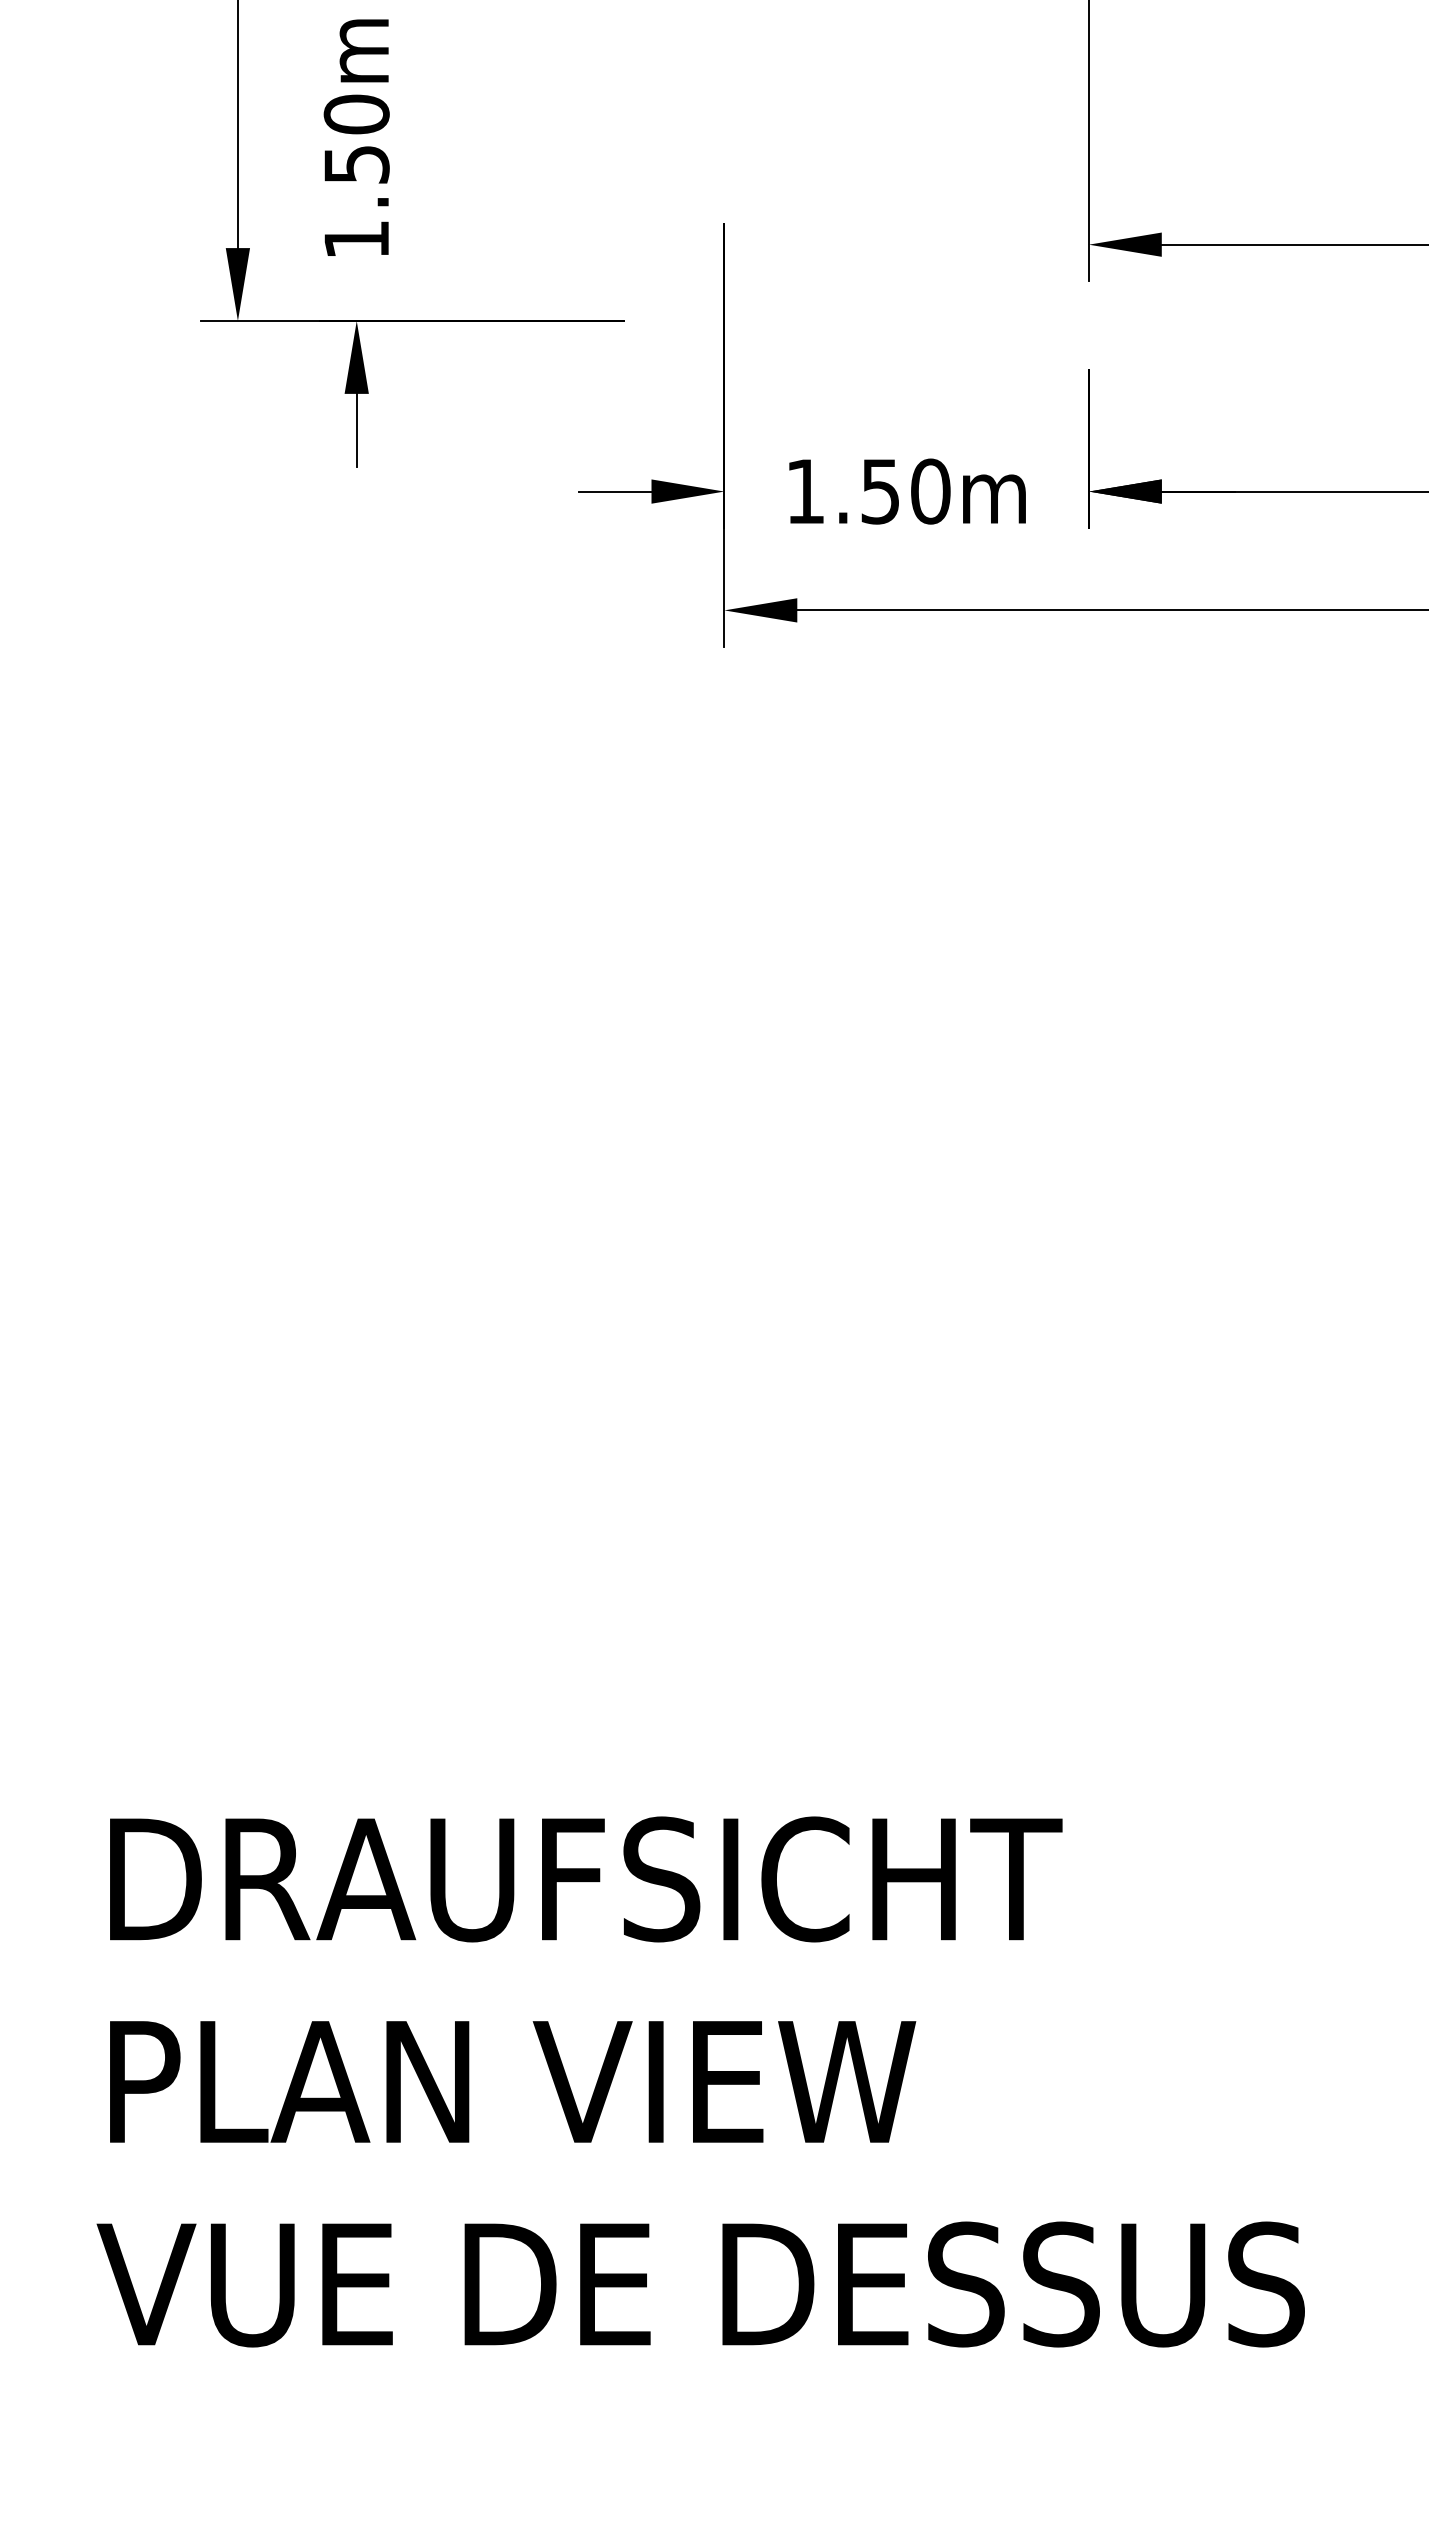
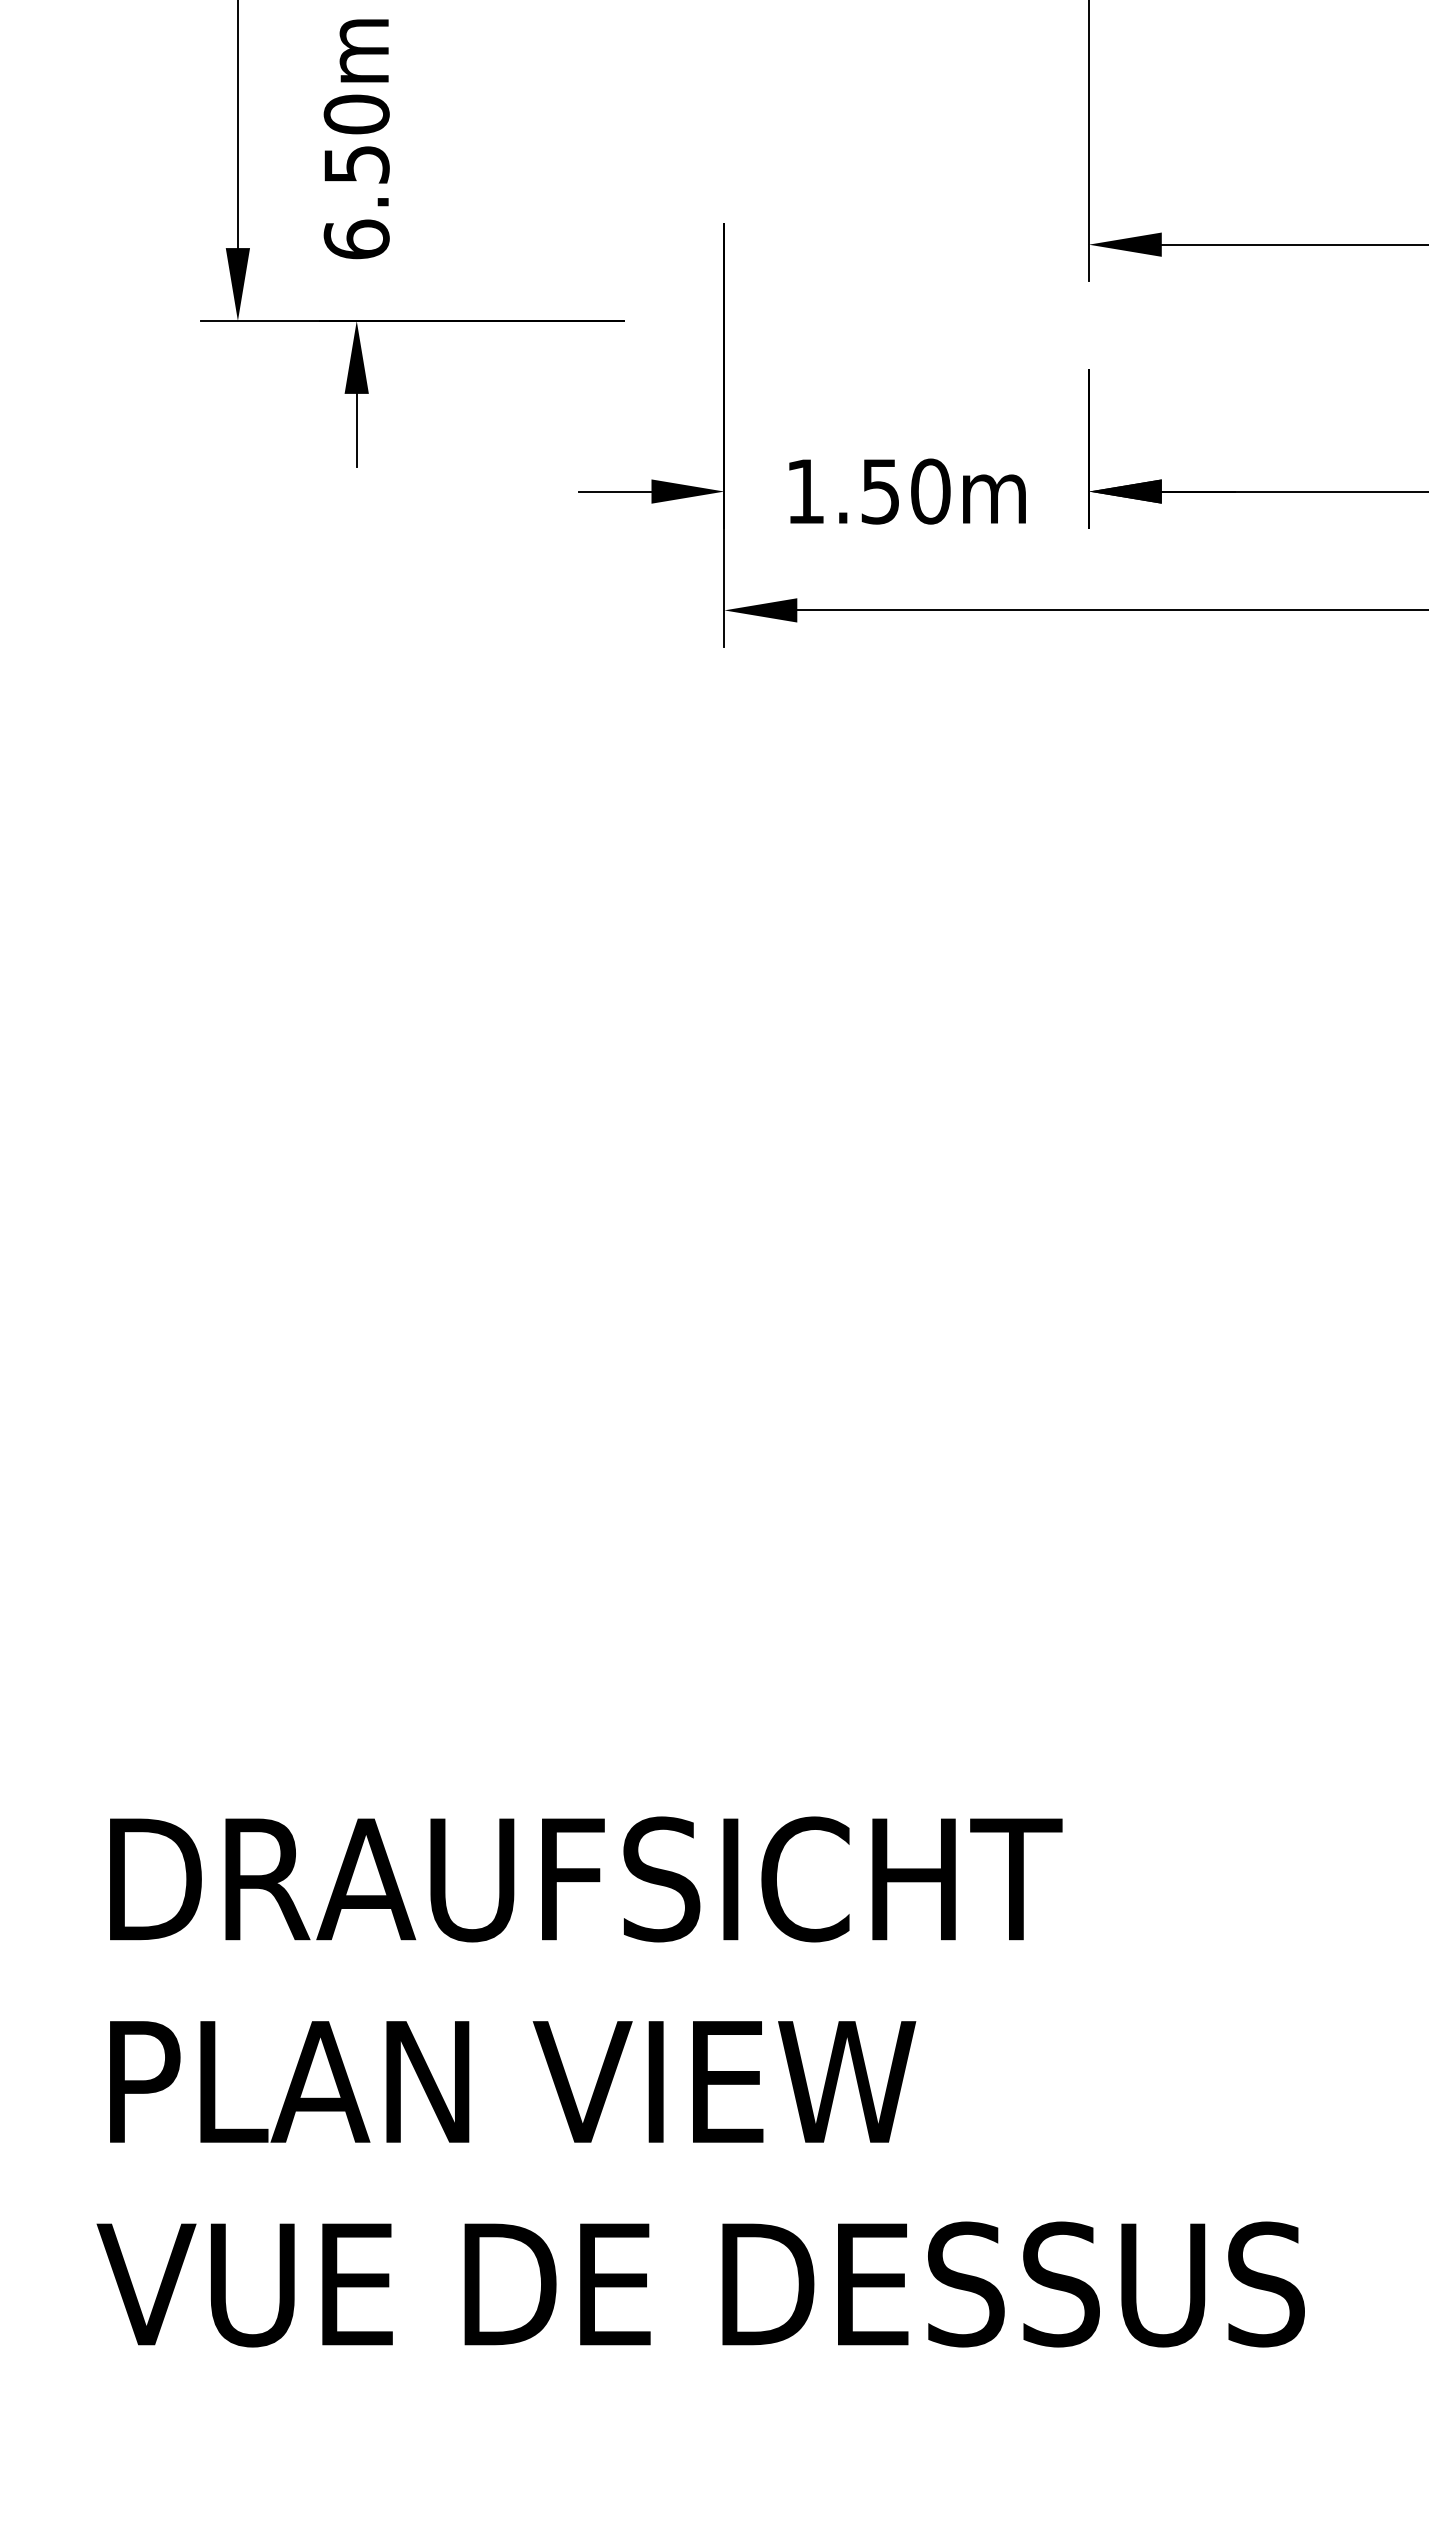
text: 1.50m -> 6.50m (356, 239)
